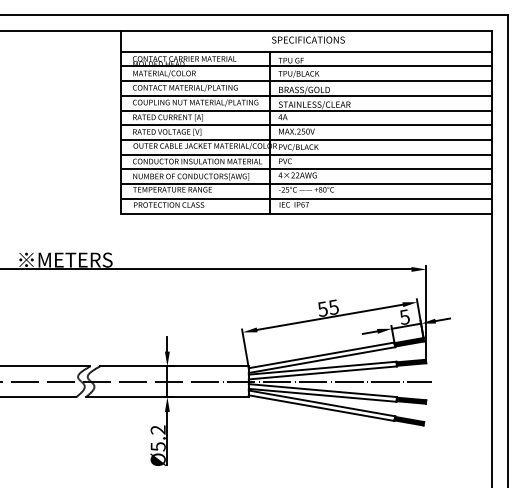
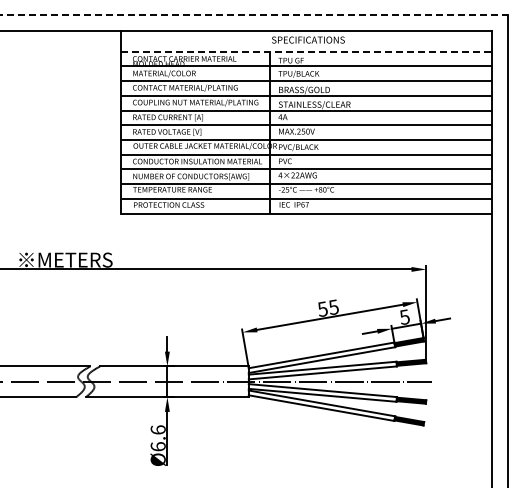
line: solid -> dashed (254, 14)
line: solid -> dashed (306, 51)
text: Ø5.2 -> Ø6.6 (157, 438)
